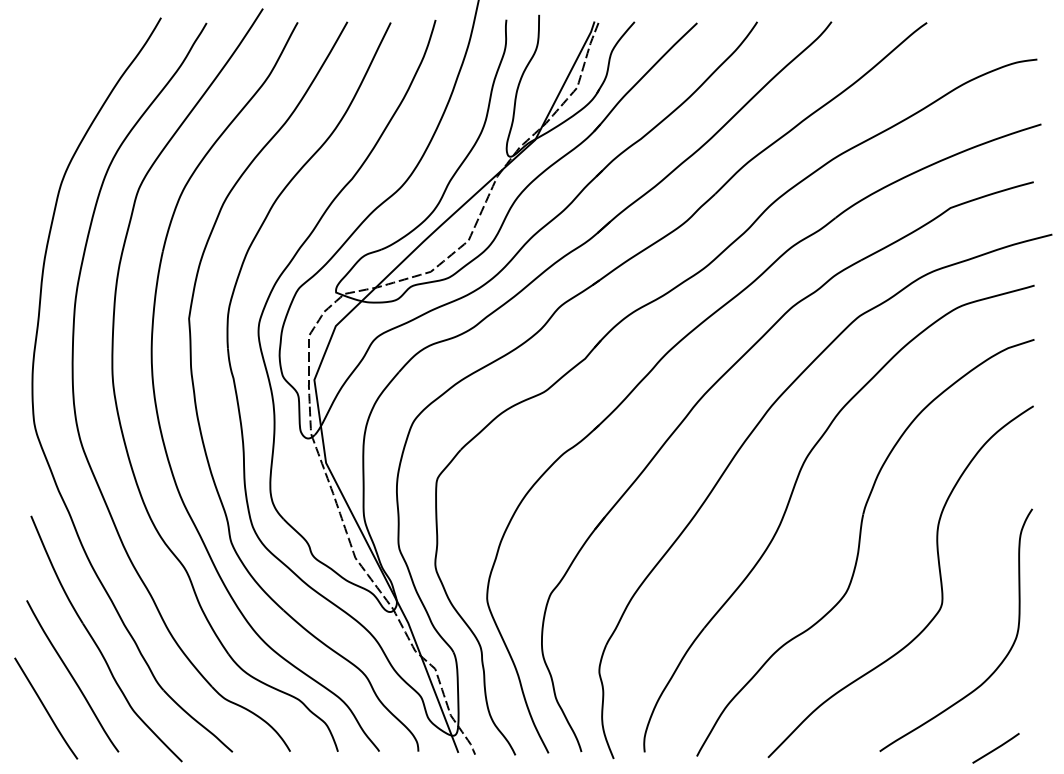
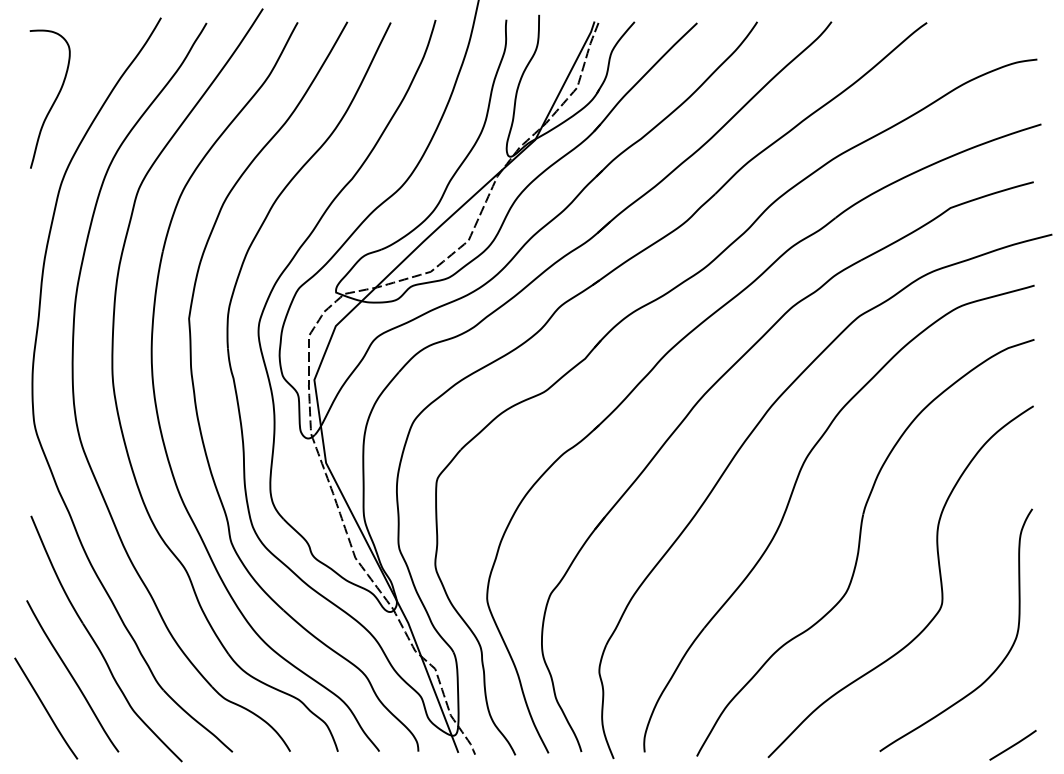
curve: none -> present (53, 101)
line position: (996, 747) -> (1013, 744) (1013, 744)
